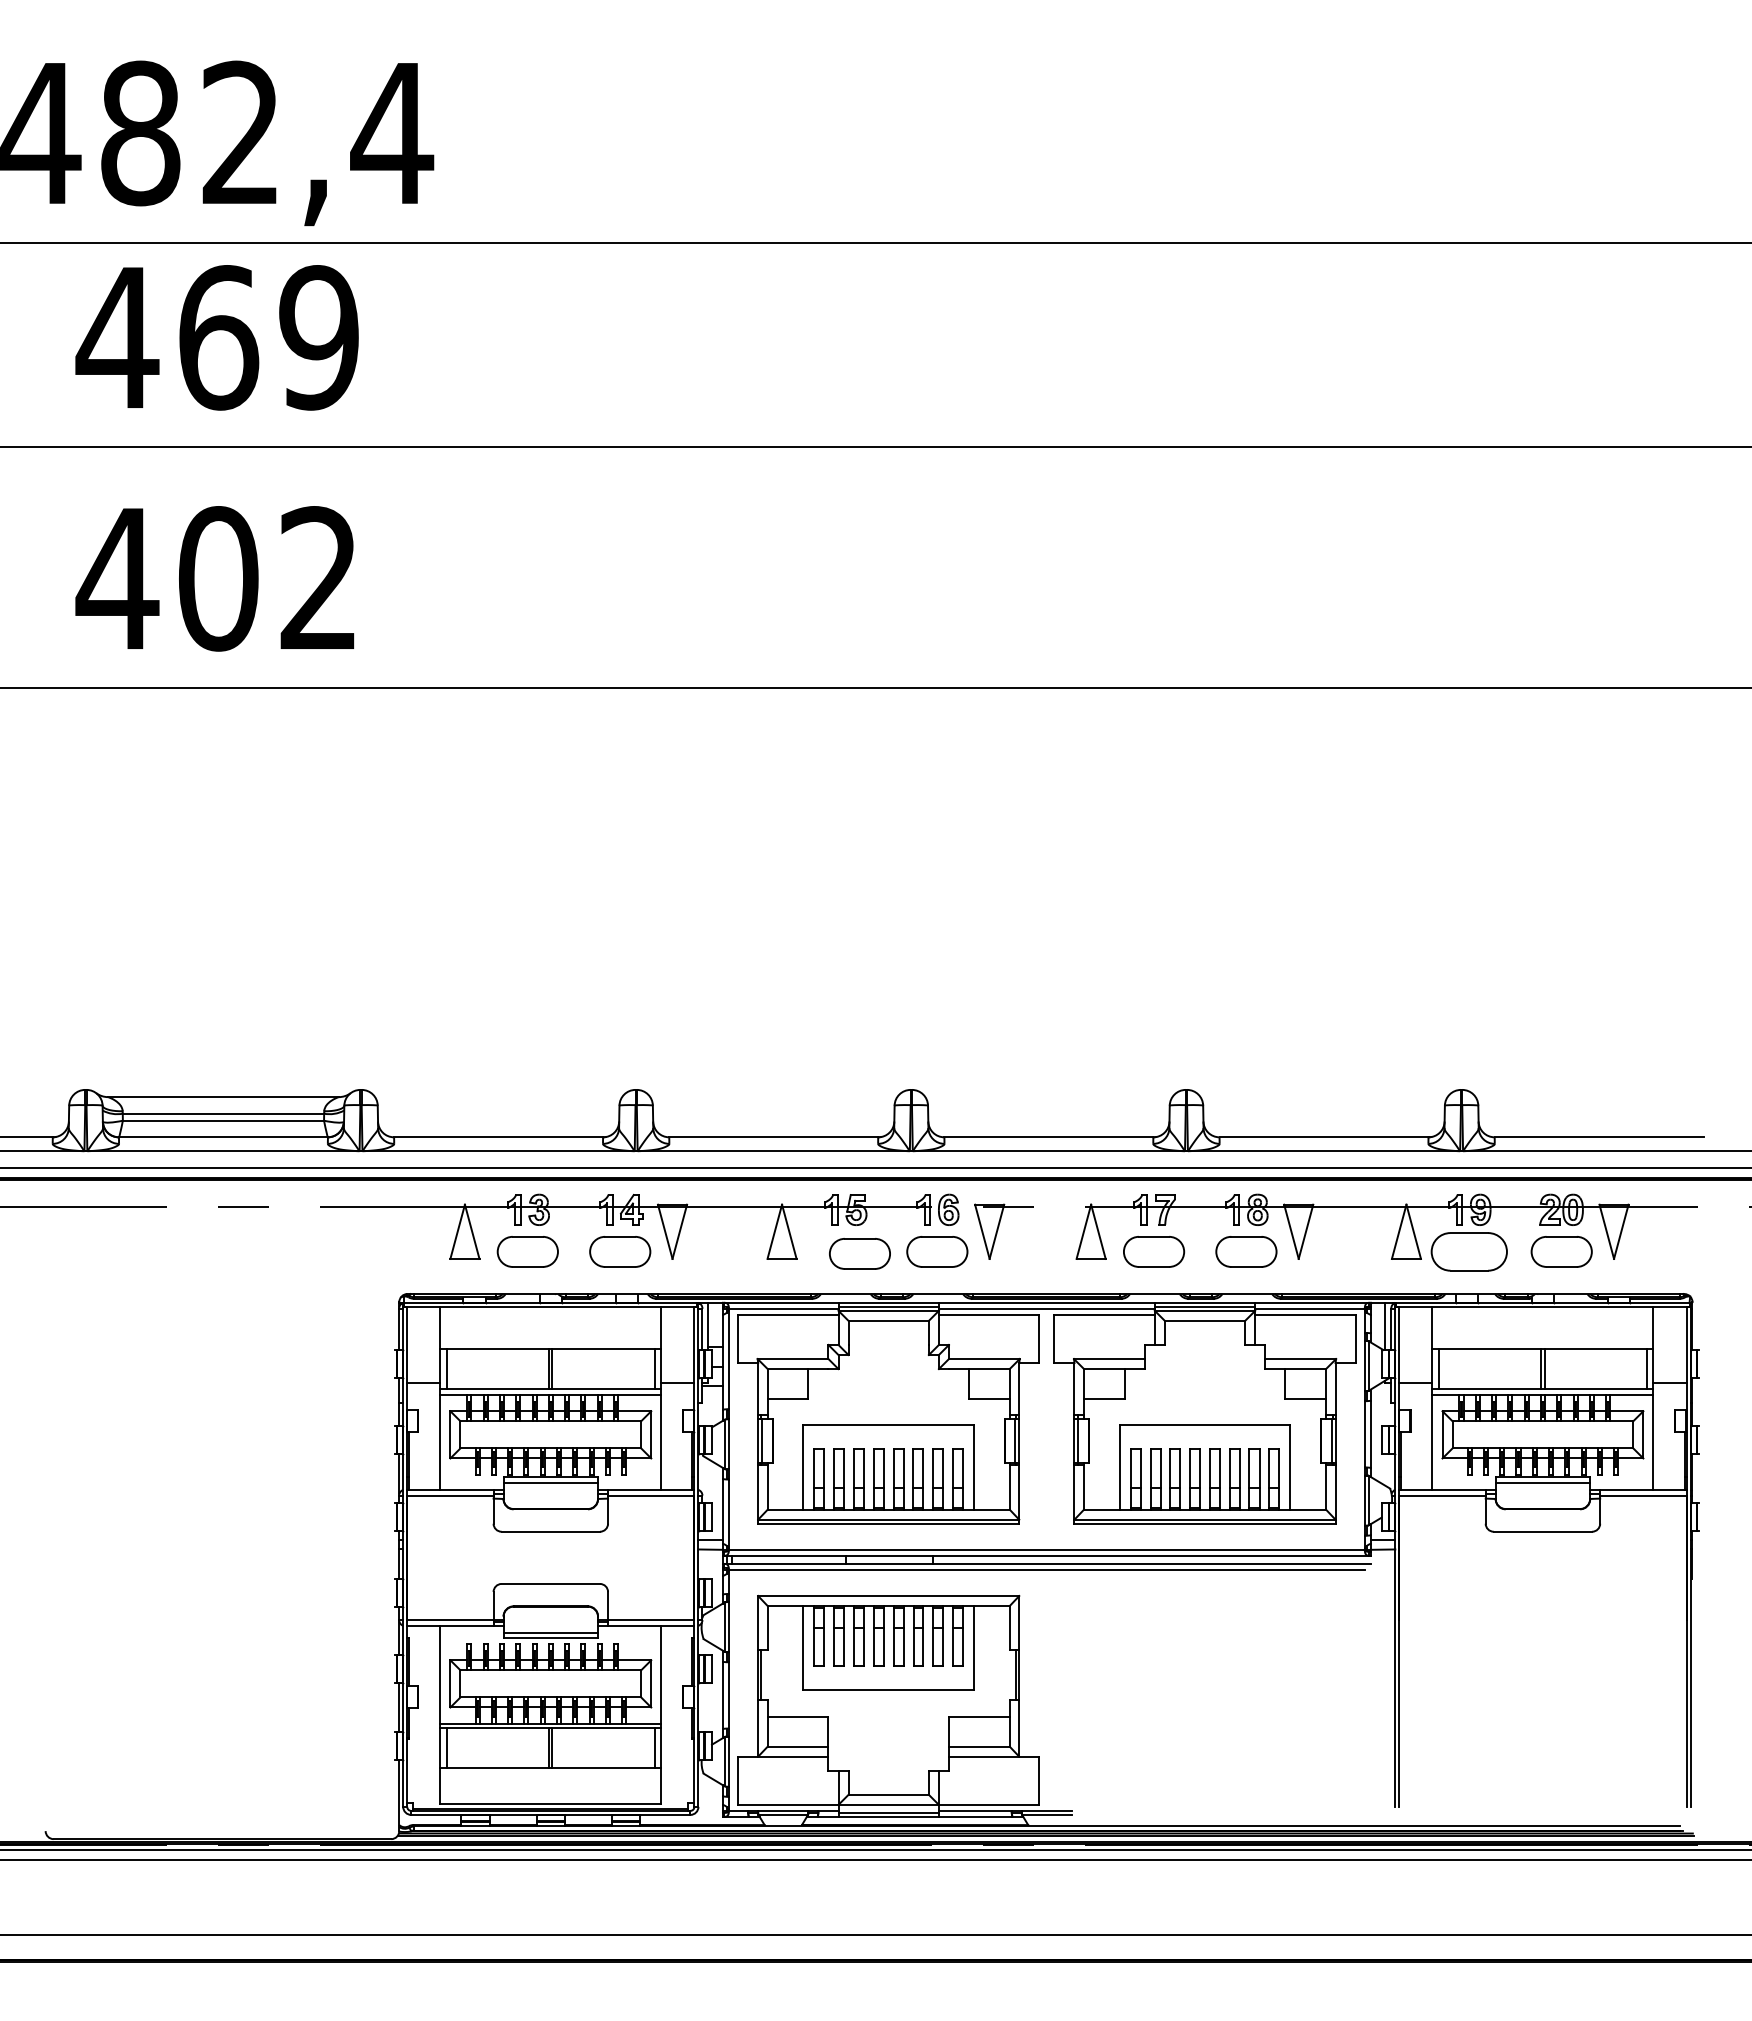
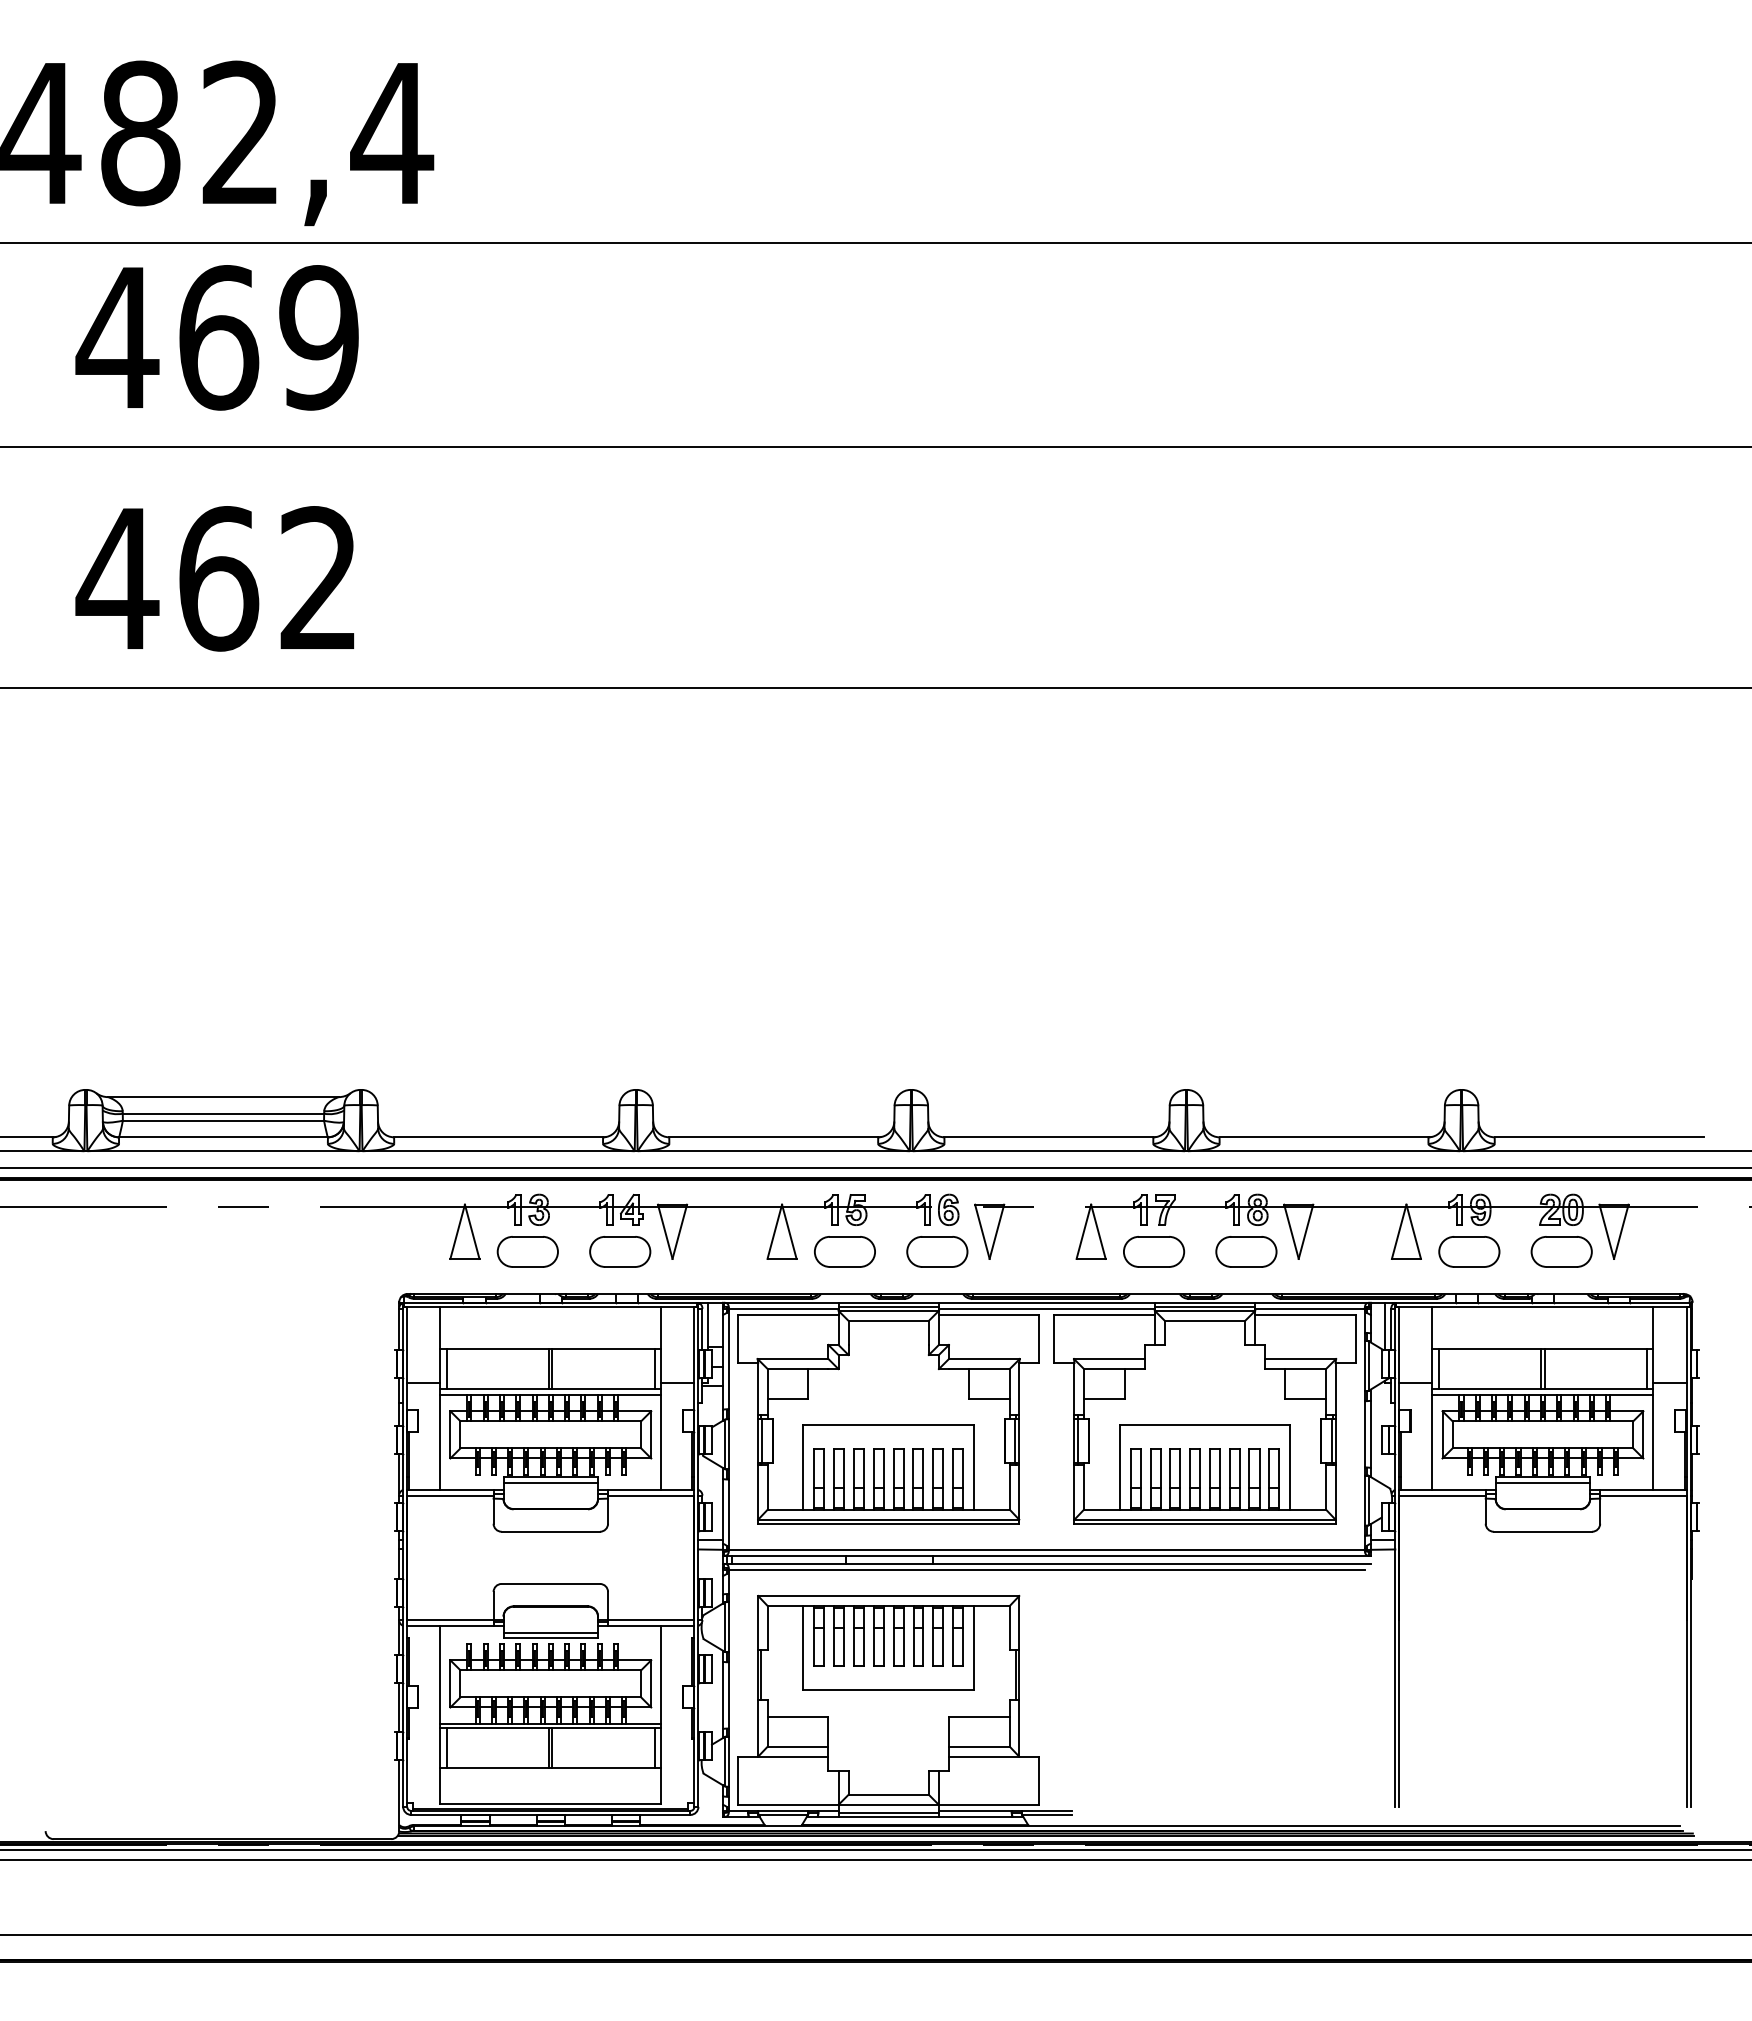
text: 402 -> 462 (219, 578)
part size: 78x40 px -> 63x32 px (1469, 1251)
part position: (859, 1253) -> (844, 1251) (844, 1251)
